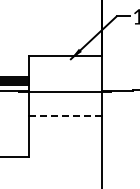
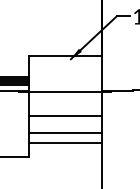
line: dashed -> solid (64, 116)
line: none -> present (64, 133)
line: none -> present (64, 142)
